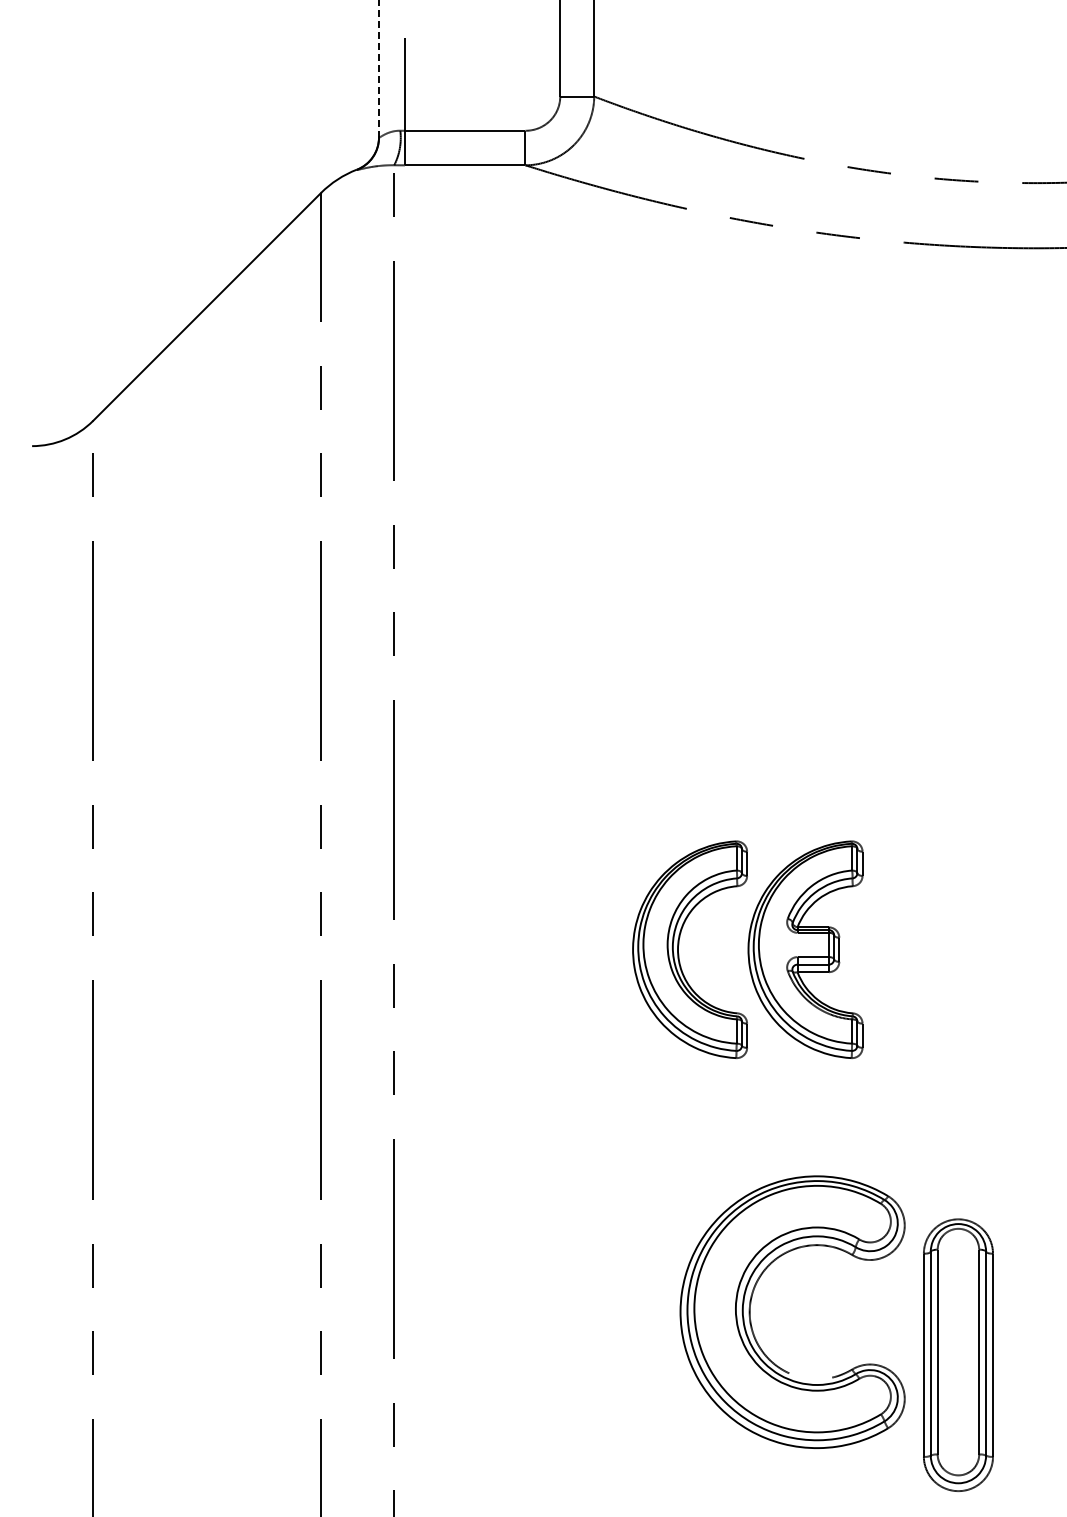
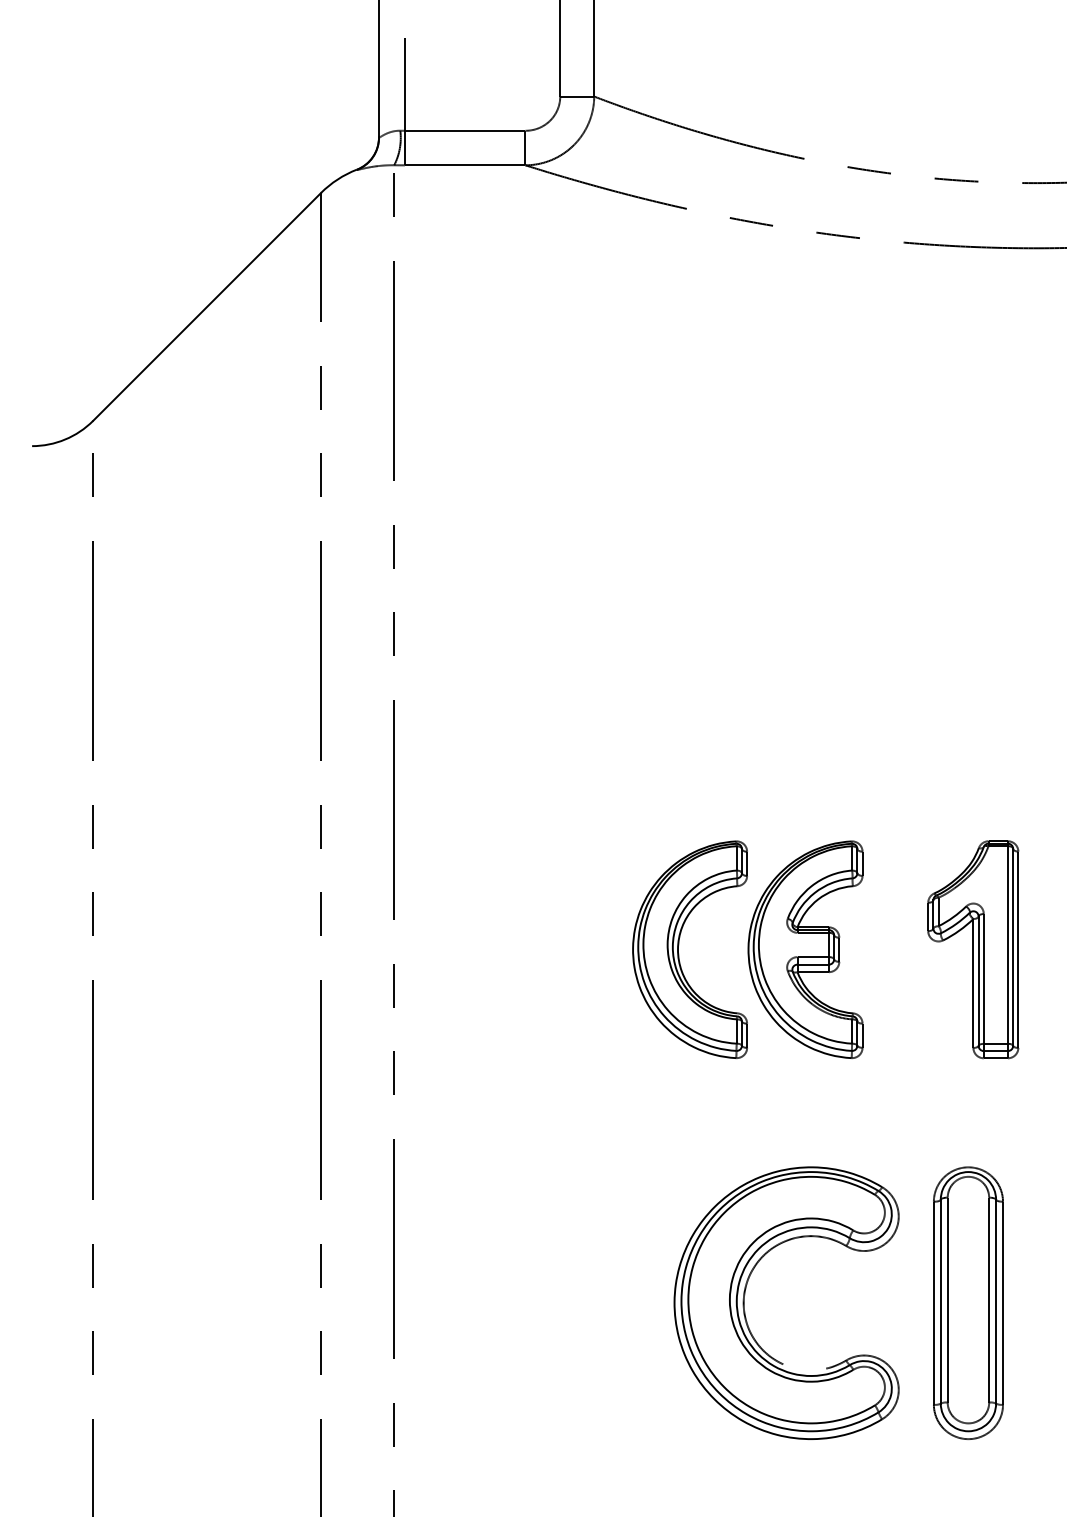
line: dashed -> solid (379, 68)
part: none -> present (973, 949)
part position: (751, 1304) -> (745, 1295) (745, 1295)
part position: (958, 1354) -> (968, 1302) (968, 1302)
